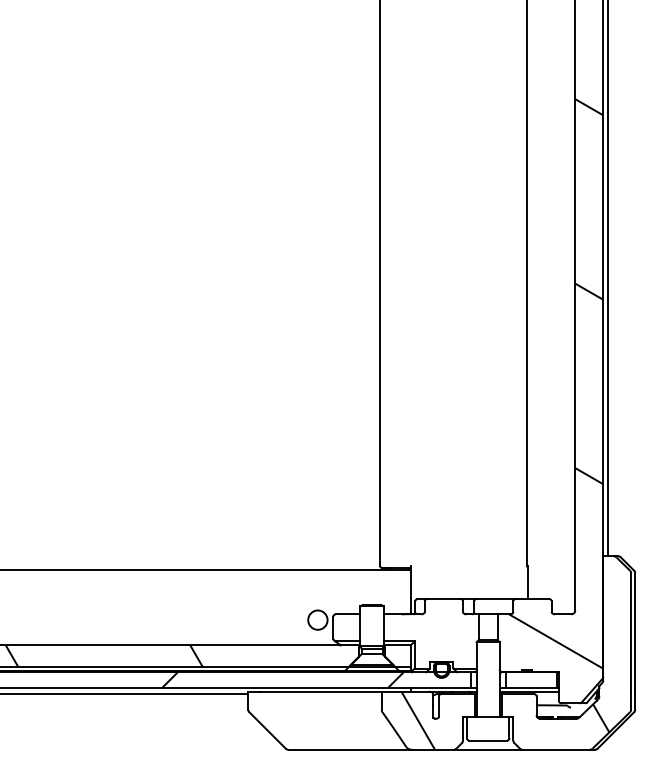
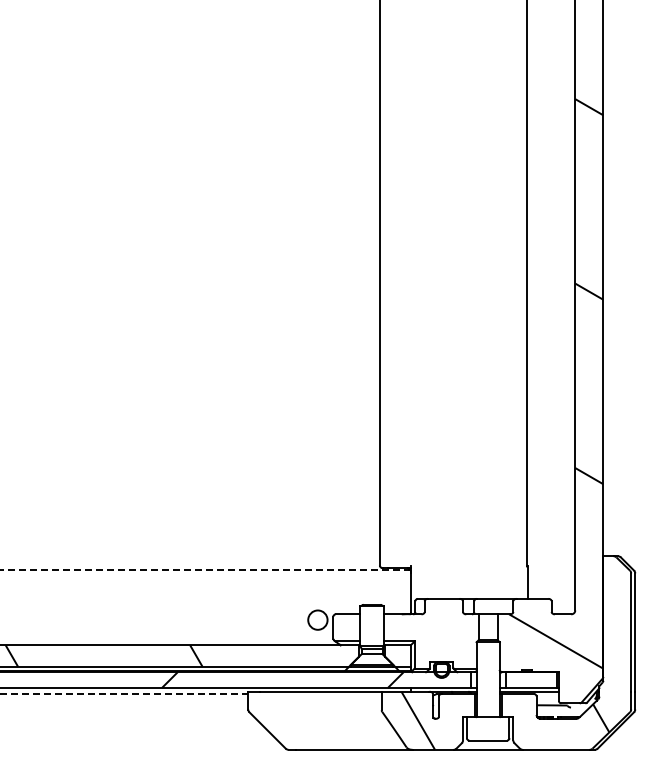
line: present -> none (608, 279)
line: solid -> dashed (205, 570)
line: solid -> dashed (124, 694)
